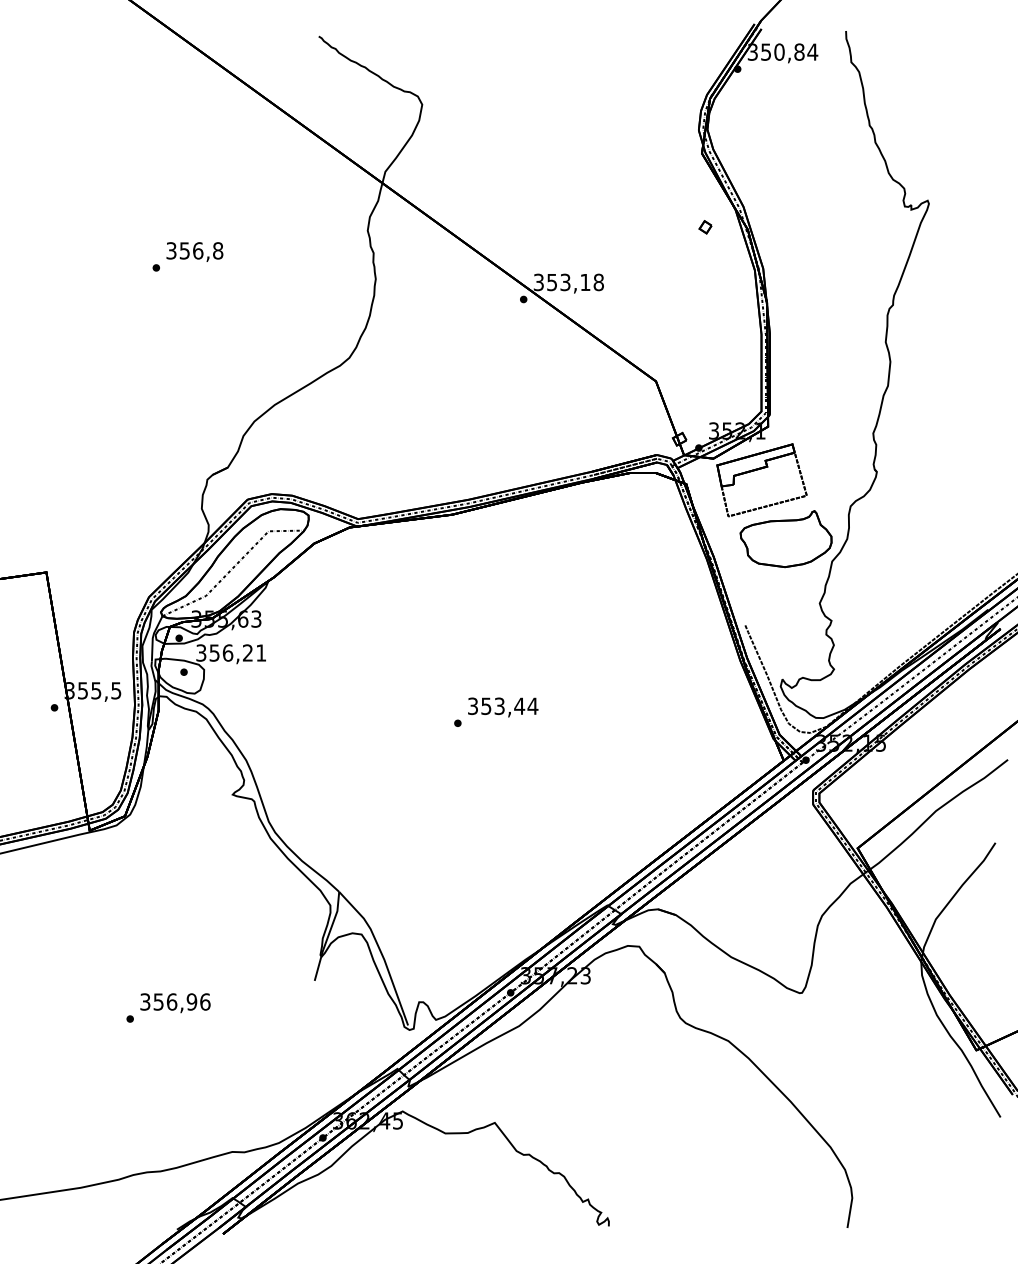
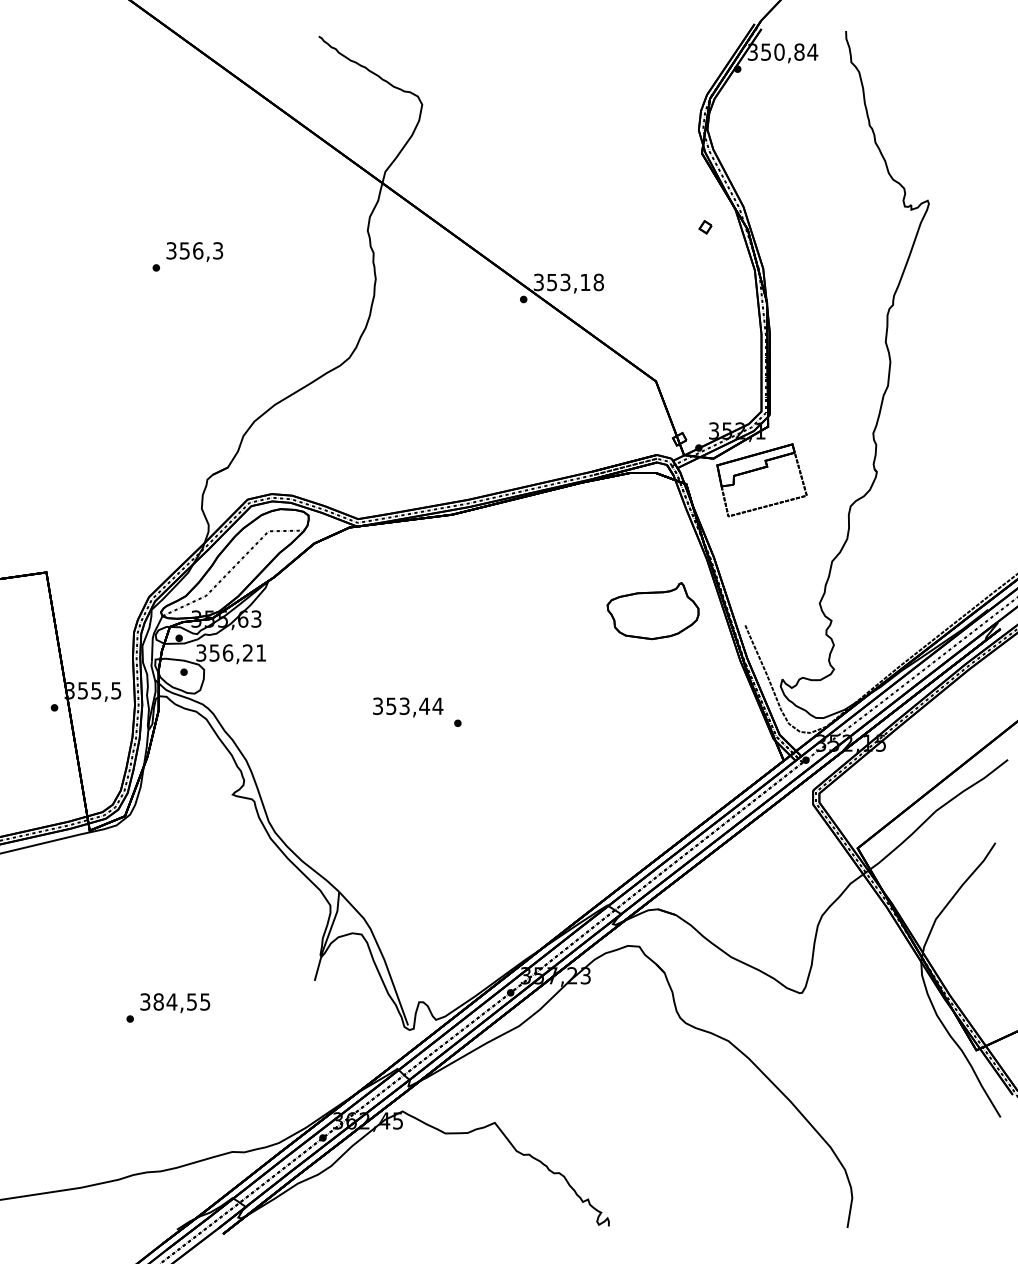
text: 356,8 -> 356,3 (218, 250)
part position: (785, 539) -> (652, 611) (652, 611)
text position: (503, 707) -> (408, 707) (408, 707)
text: 356,96 -> 384,55 (181, 1001)
